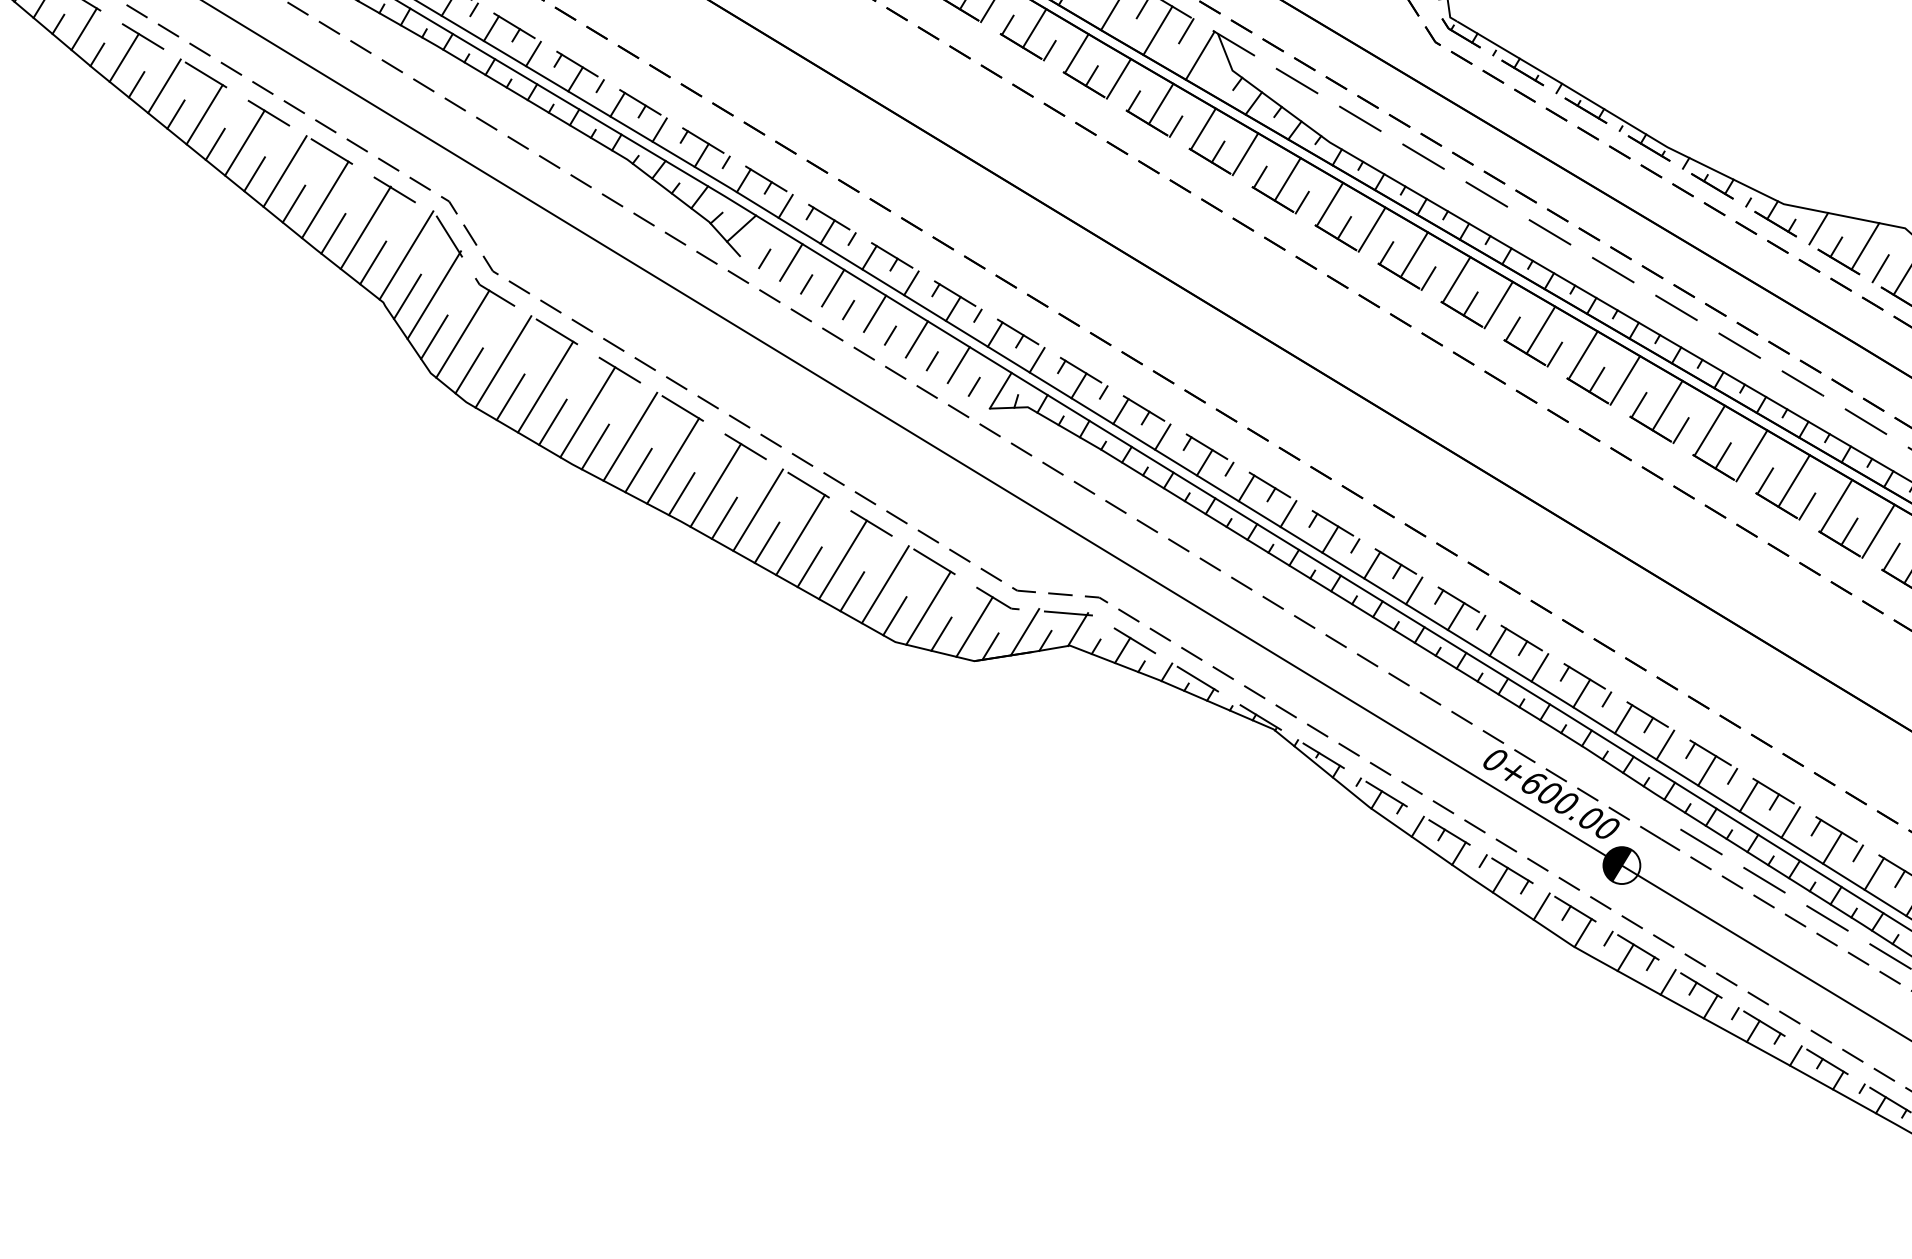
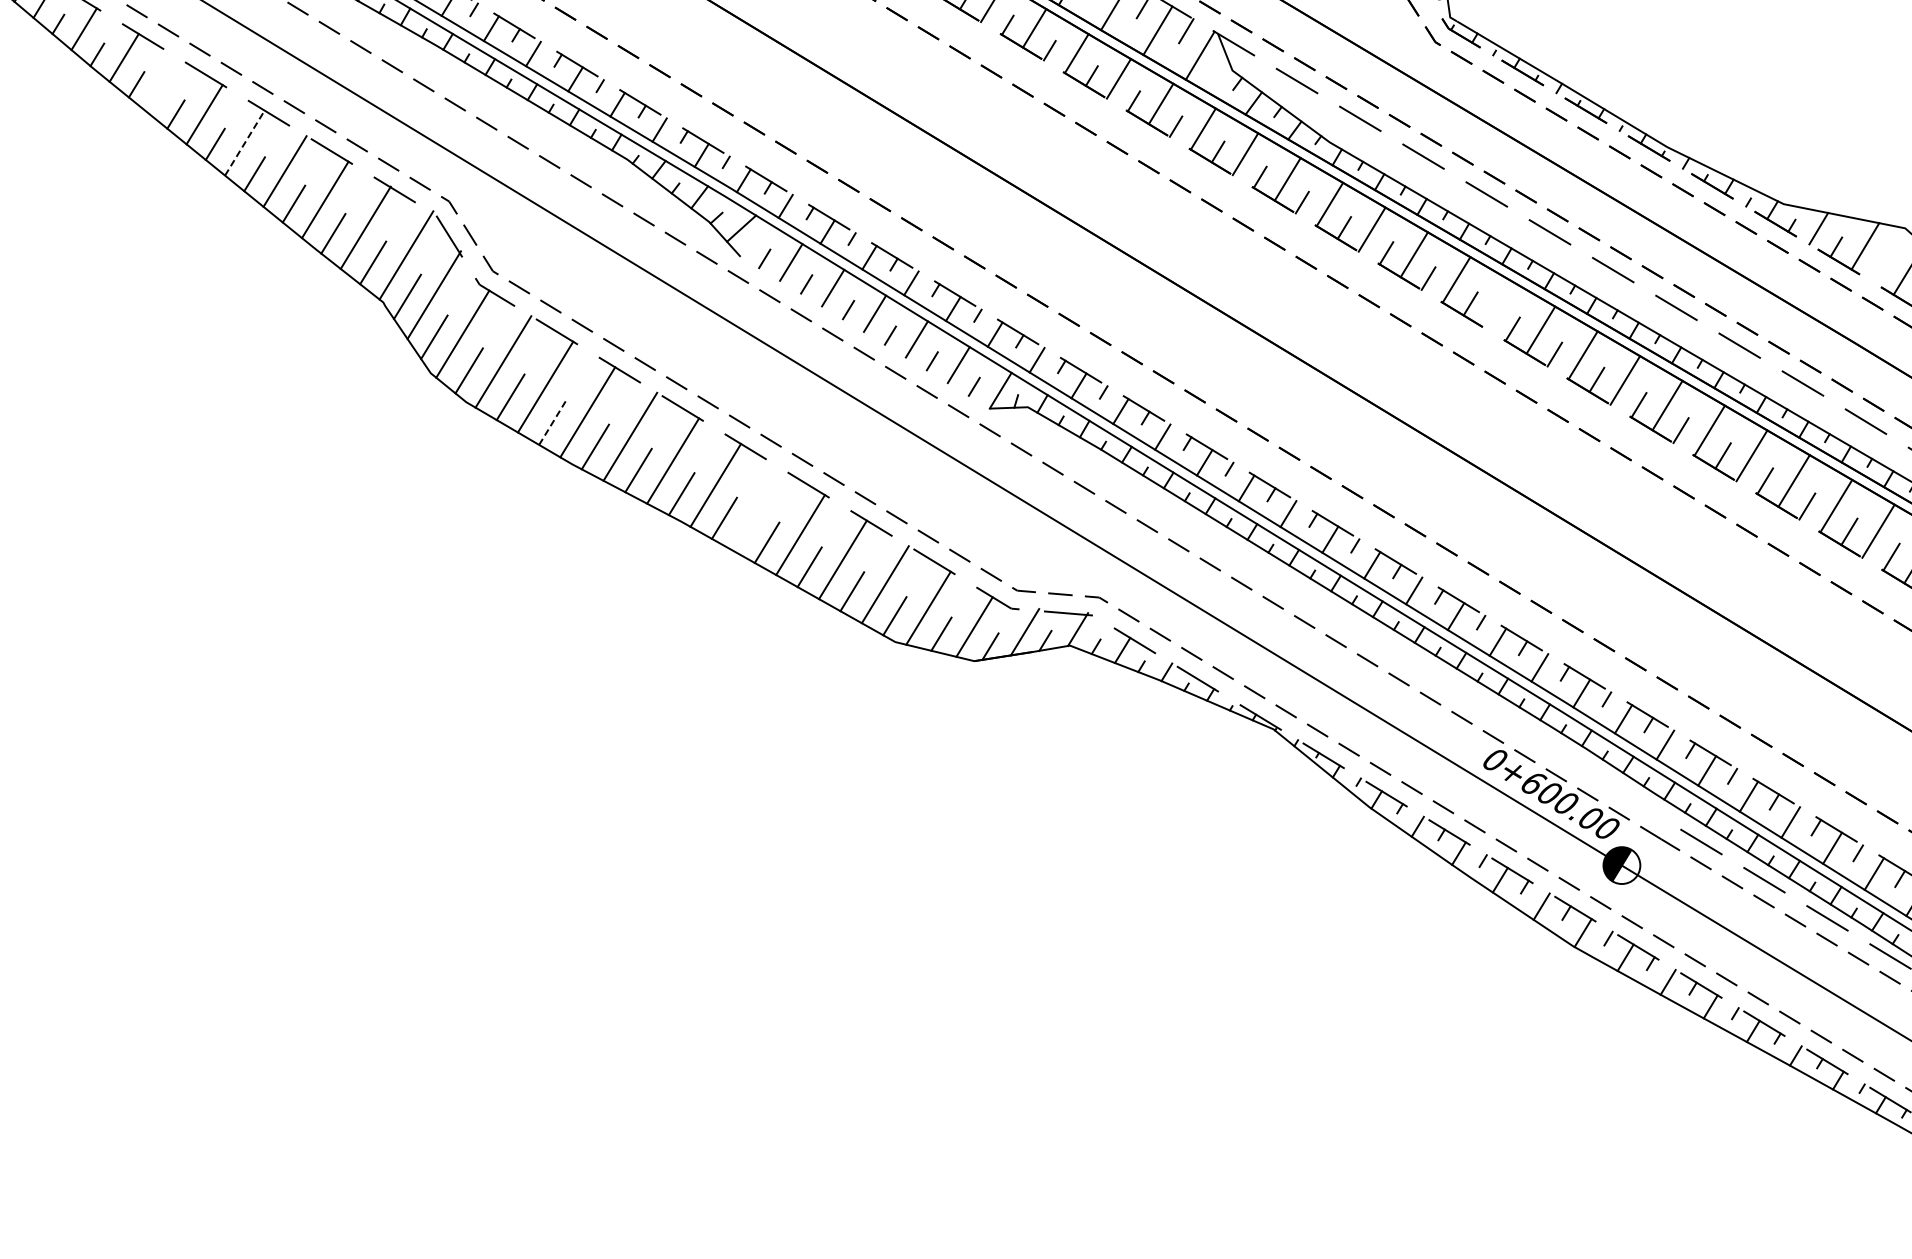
line: present -> none (164, 86)
line: solid -> dashed (245, 142)
line: present -> none (1880, 268)
line: present -> none (1498, 304)
line: solid -> dashed (553, 421)
line: present -> none (757, 509)
